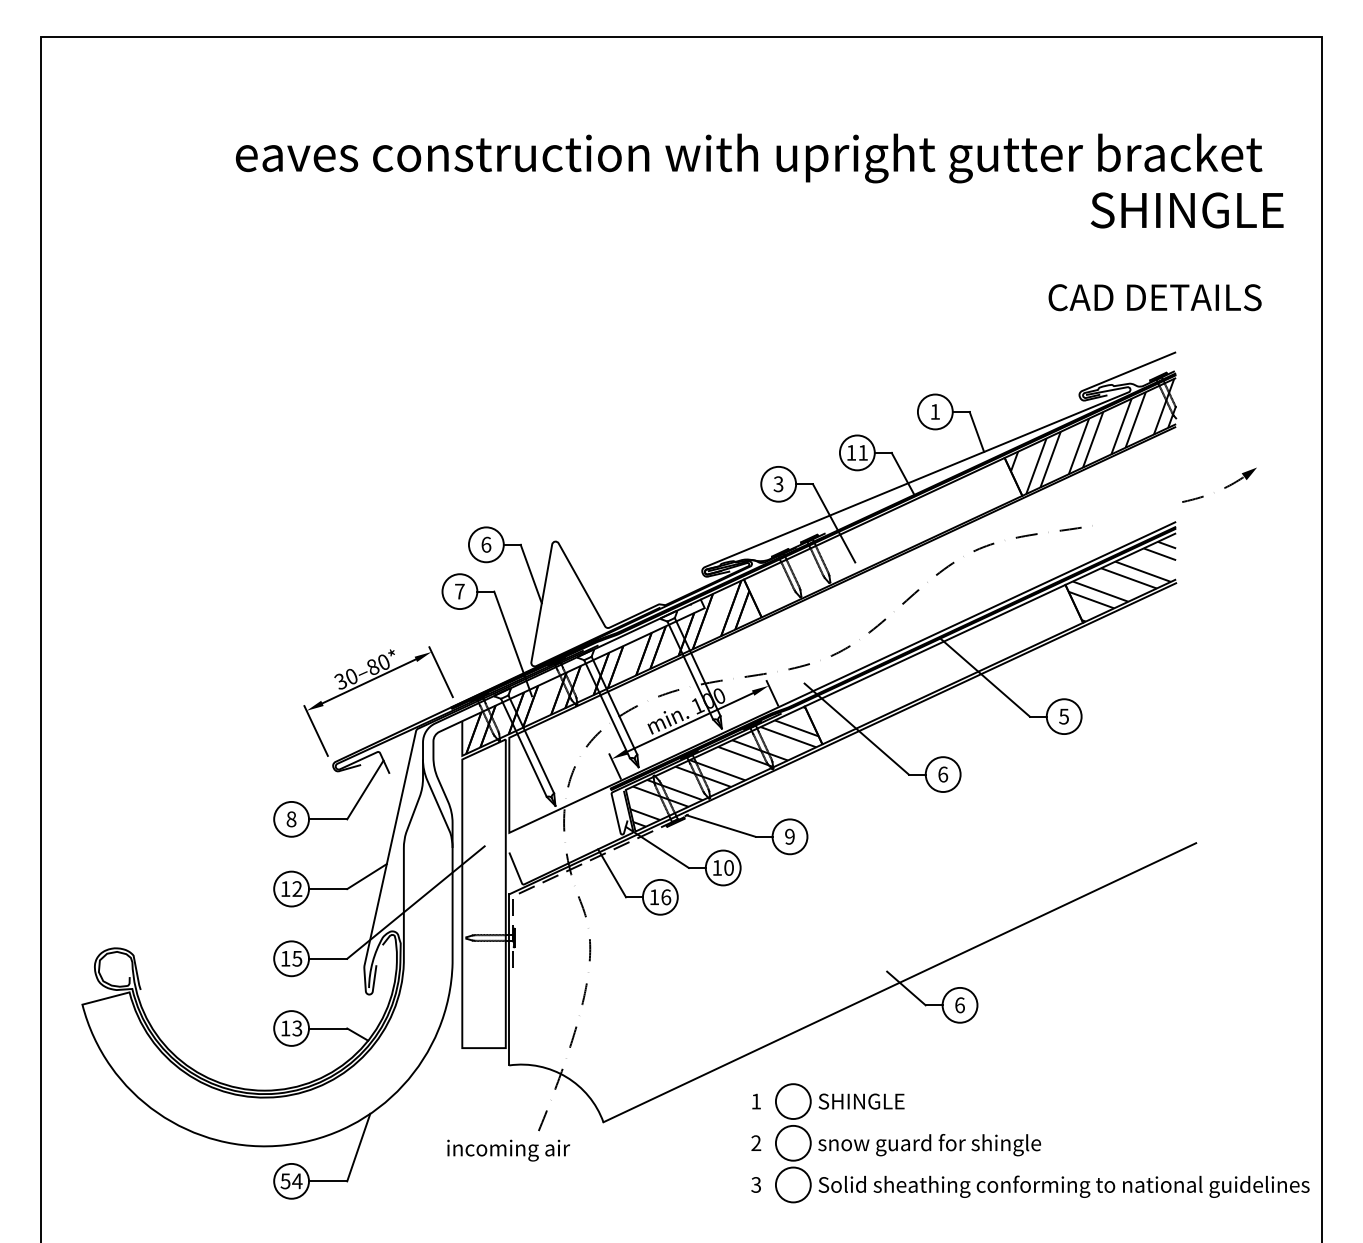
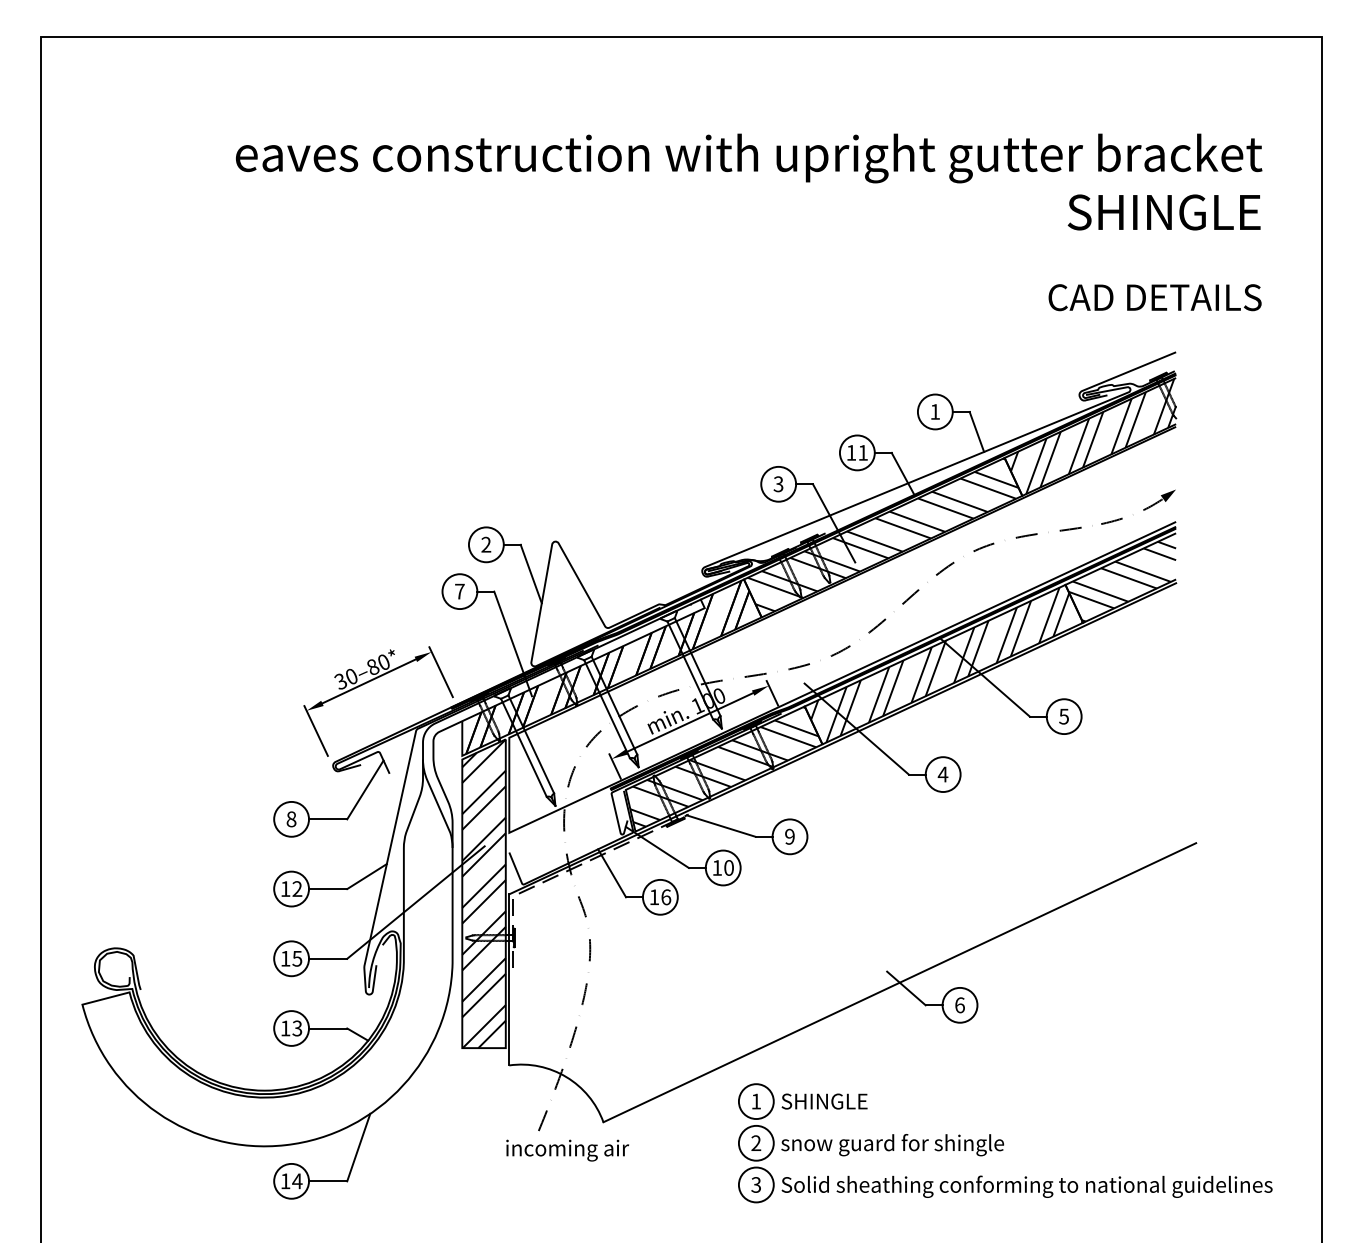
text position: (1186, 210) -> (1163, 212) (1163, 212)
part position: (1219, 484) -> (1138, 506) (1138, 506)
hatch: none -> present (882, 534)
text: 6 -> 2 (486, 544)
hatch: none -> present (946, 664)
text: 6 -> 4 (942, 774)
hatch: none -> present (483, 893)
part position: (1042, 1143) -> (1005, 1143) (1005, 1143)
text position: (508, 1150) -> (567, 1150) (567, 1150)
text: 54 -> 14 (285, 1181)
